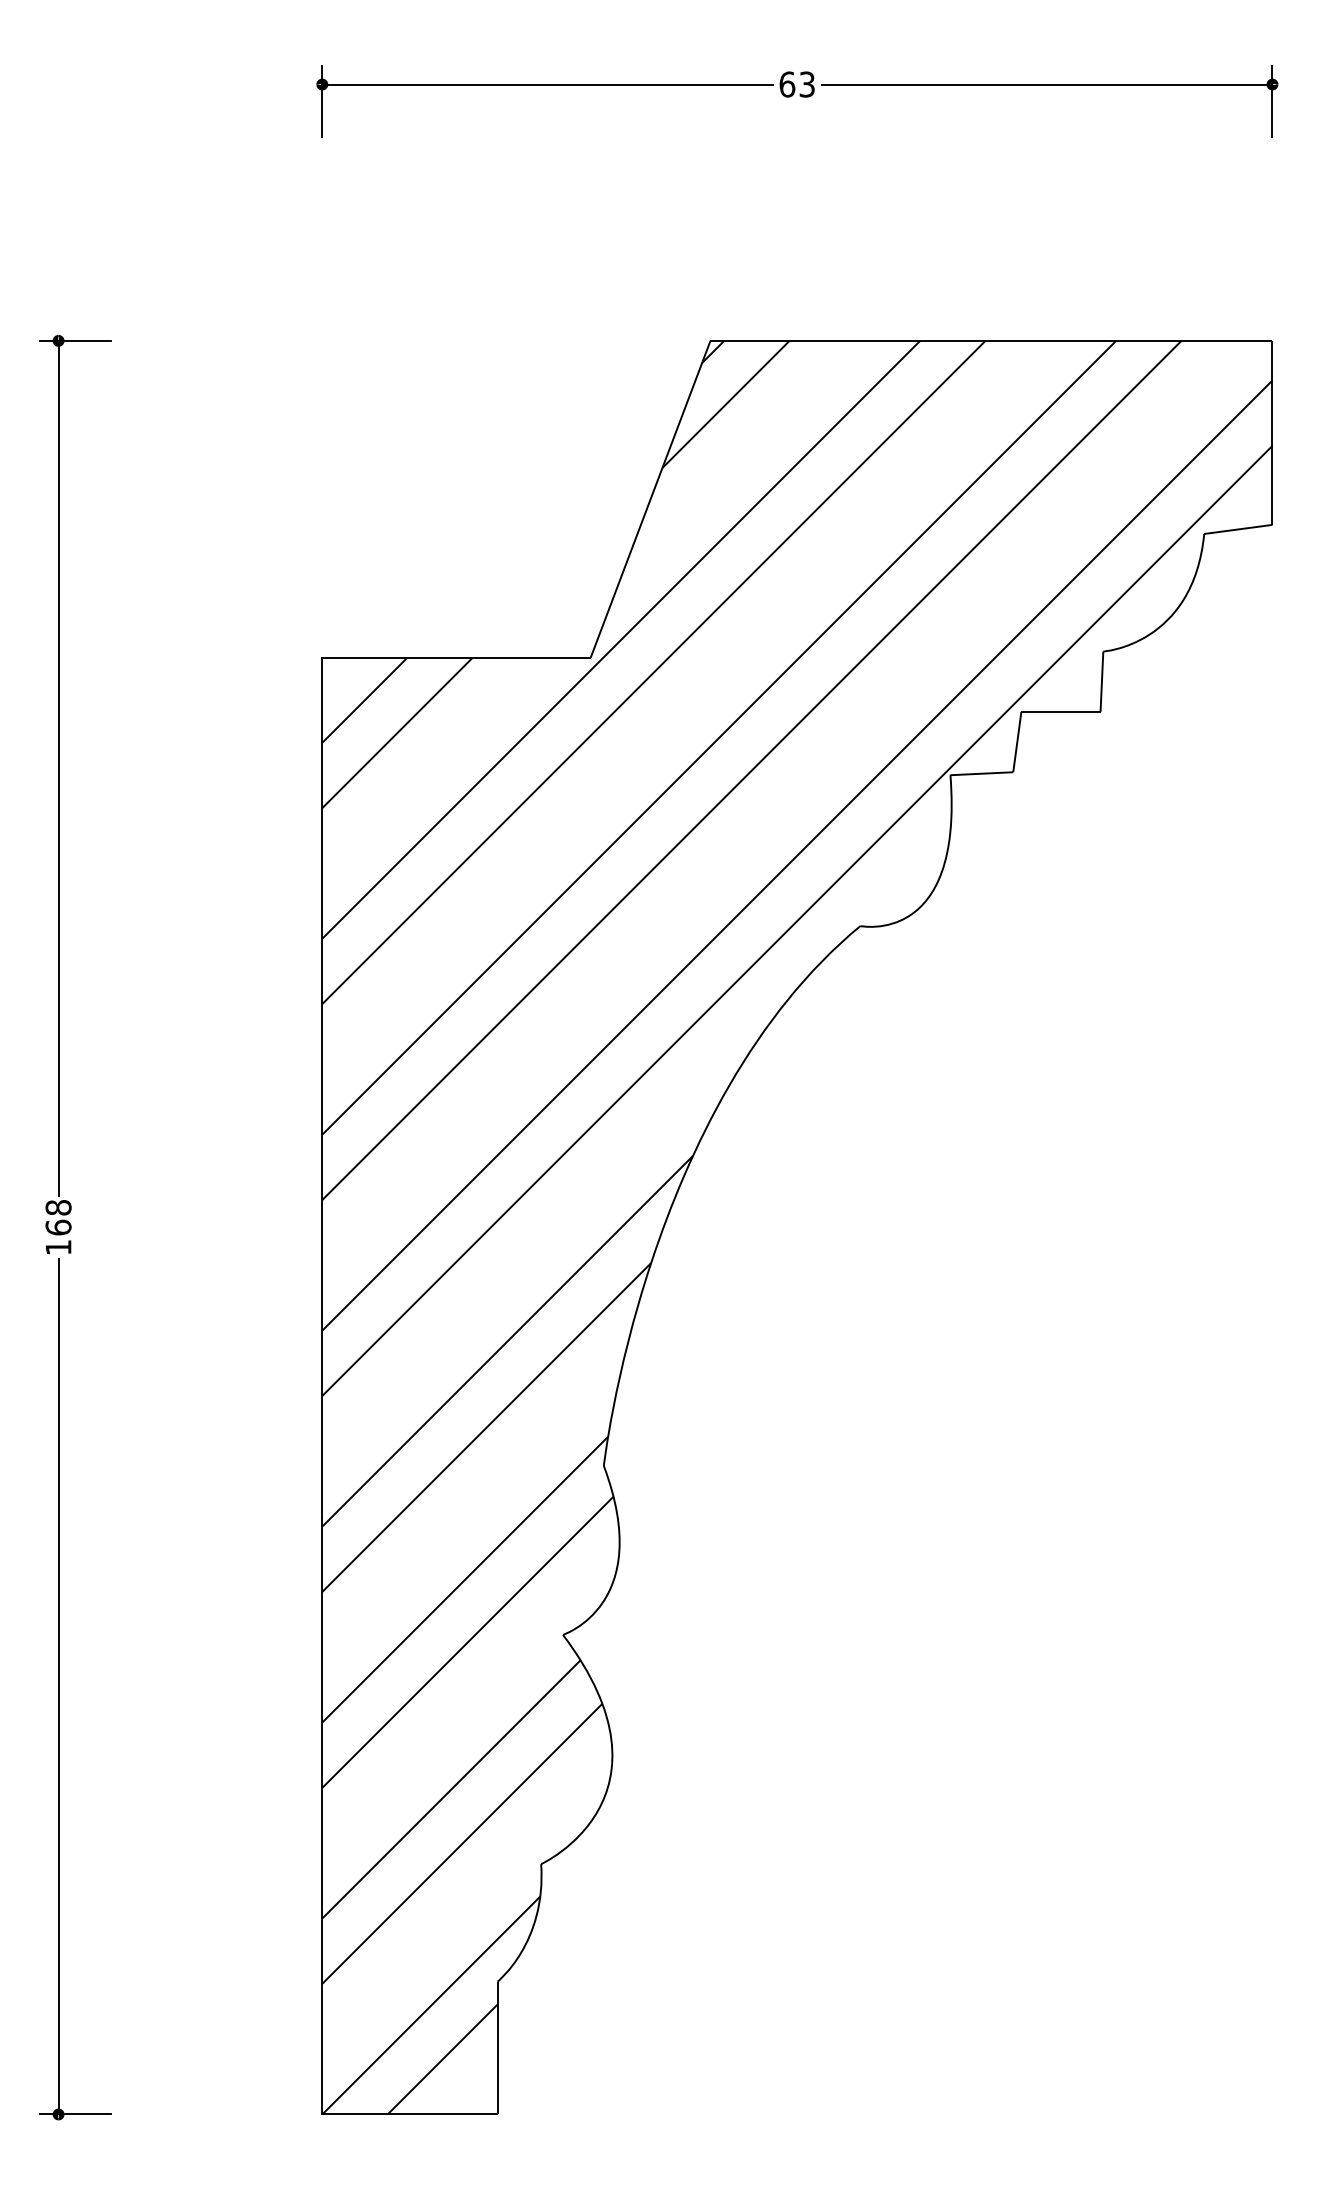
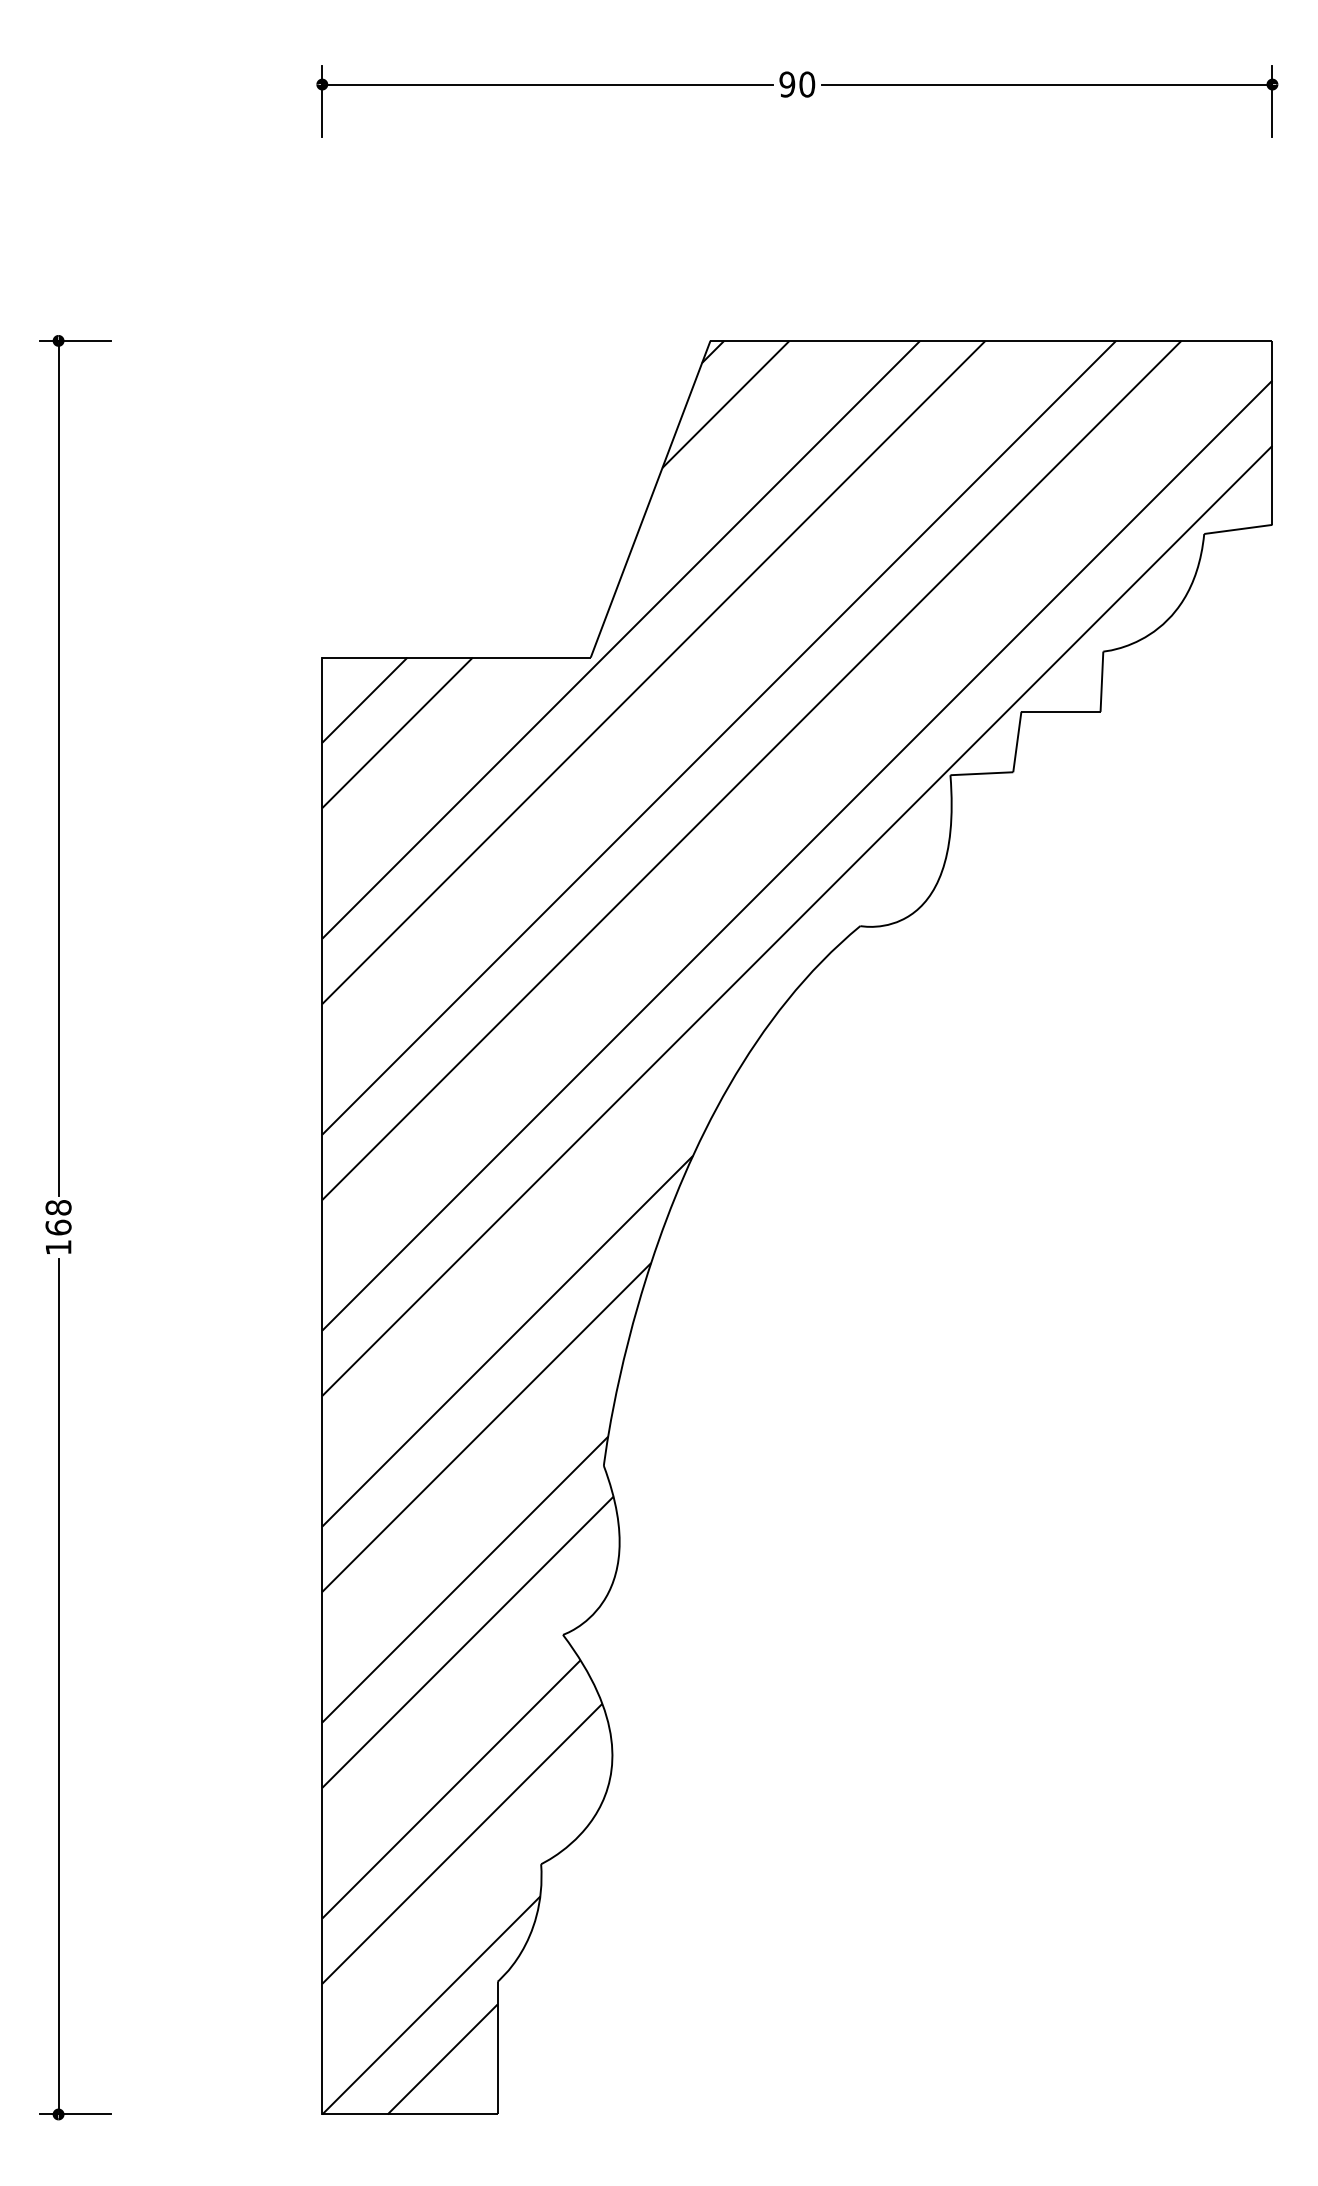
text: 63 -> 90 (797, 84)
